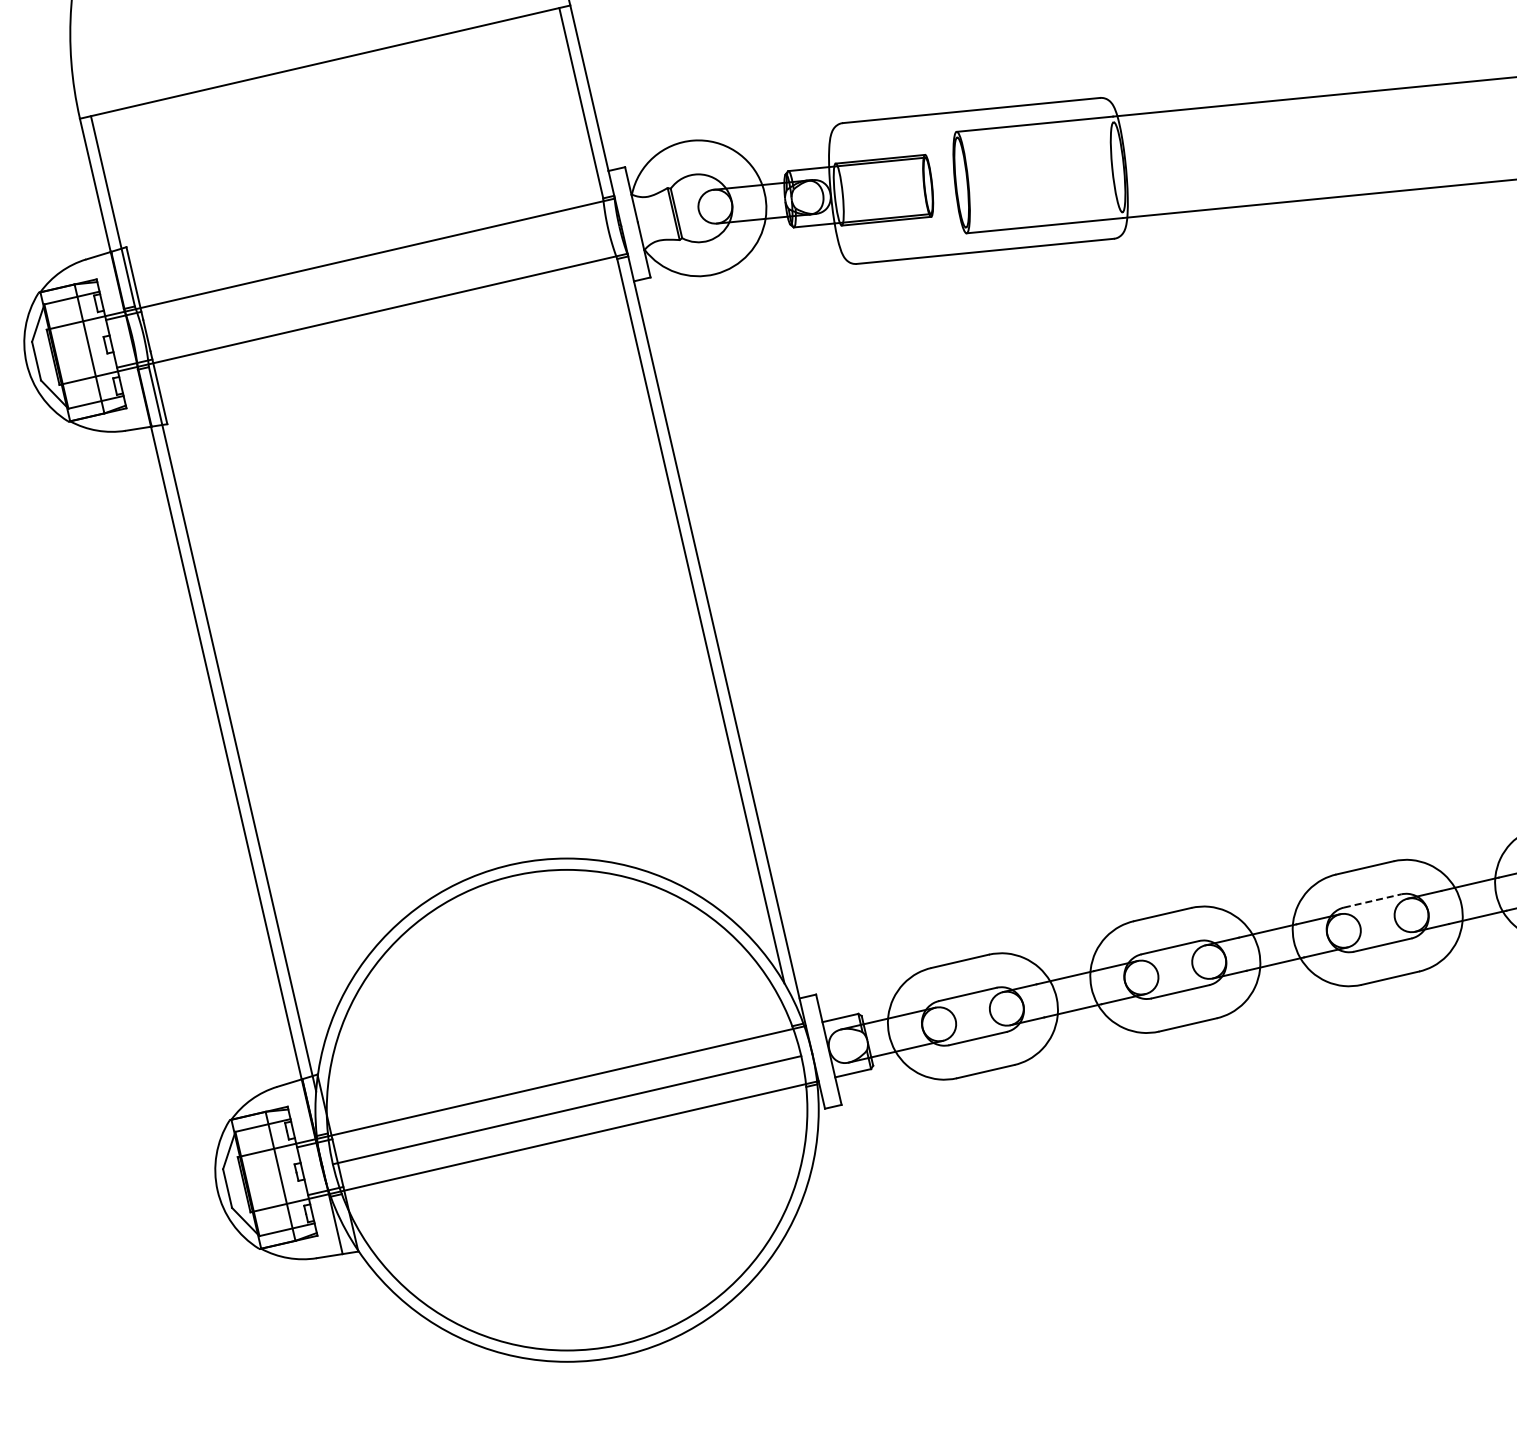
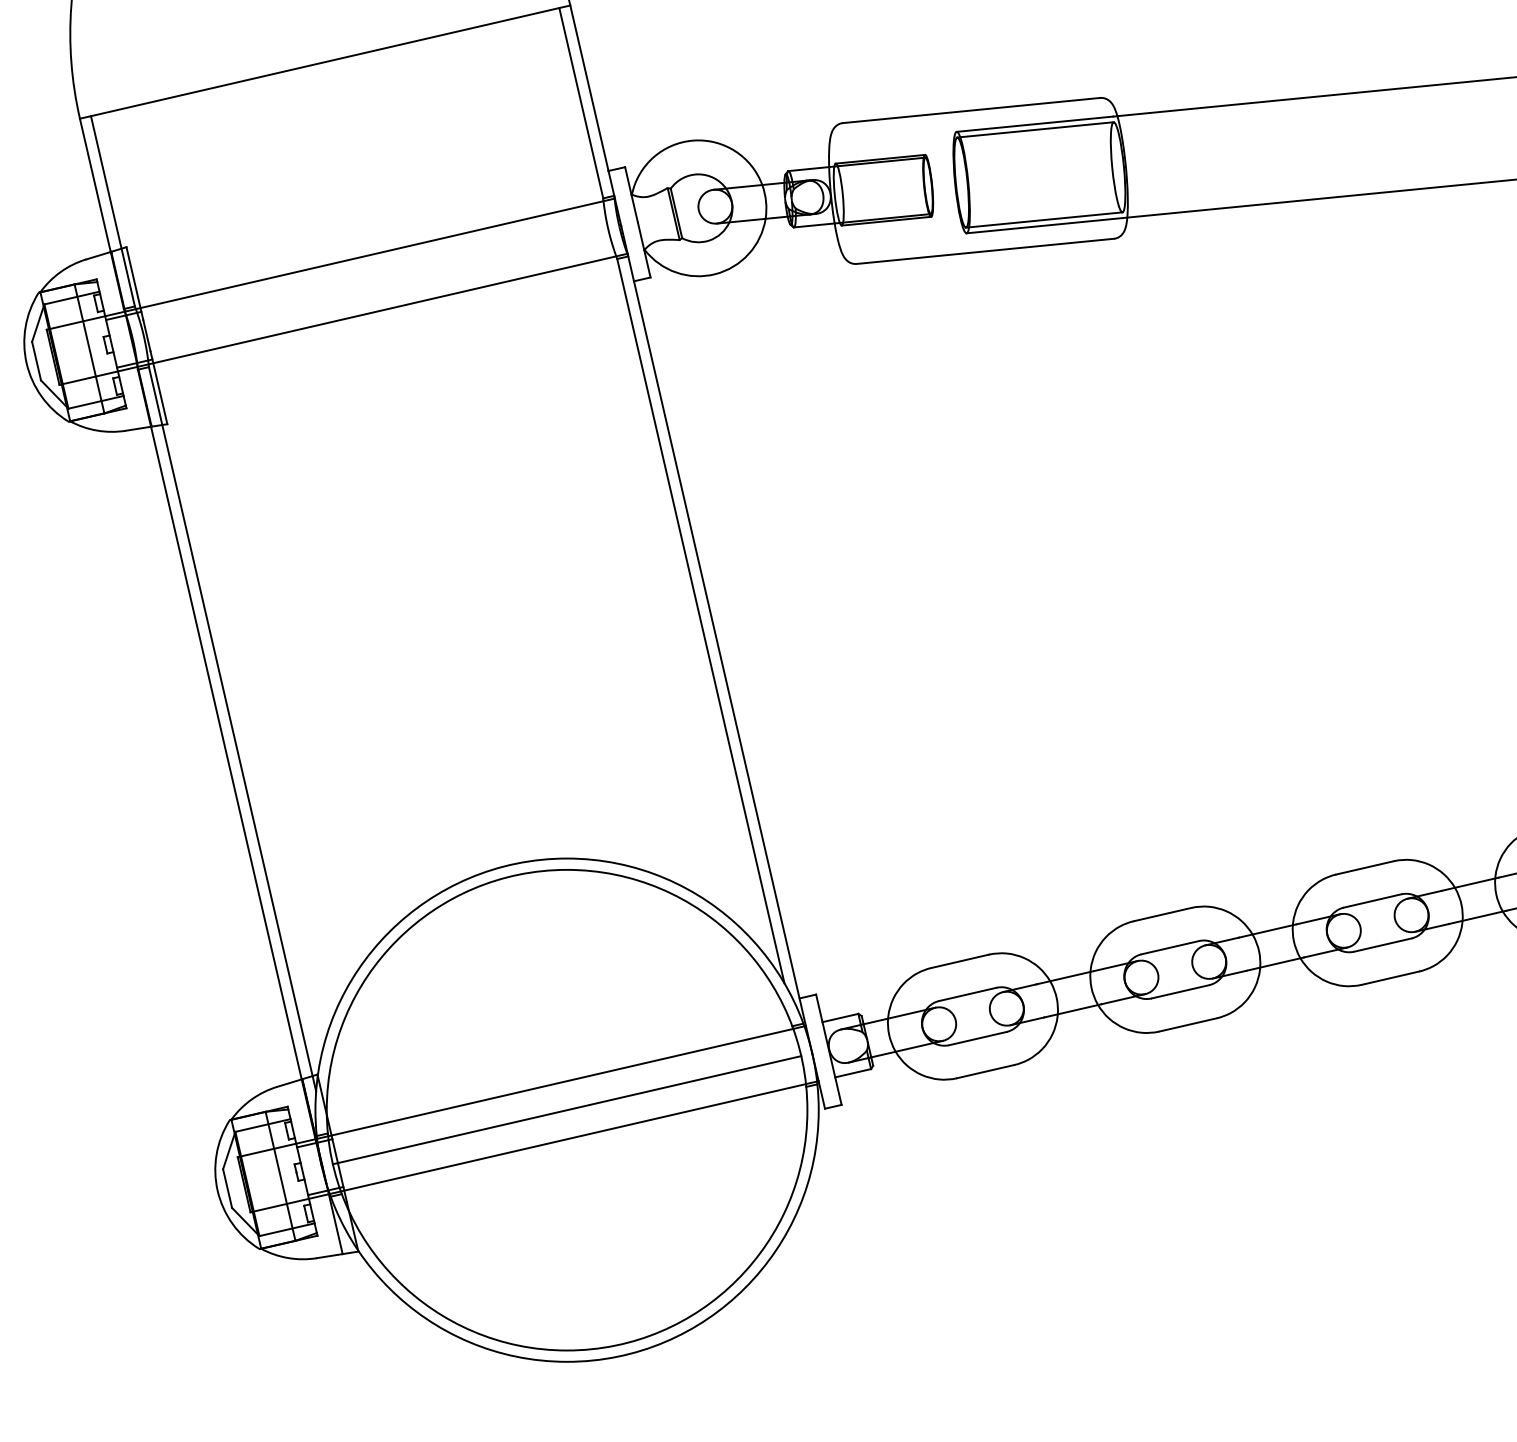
line: none -> present (1035, 129)
line: none -> present (1044, 219)
line: dashed -> solid (1373, 900)
